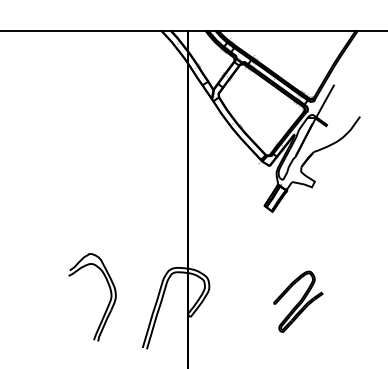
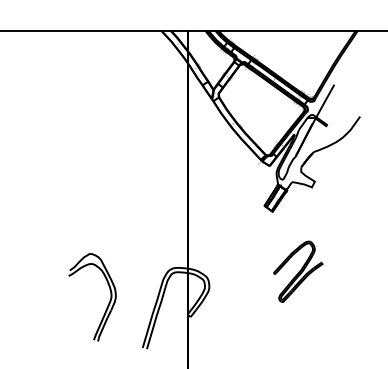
part position: (298, 301) -> (298, 271) (298, 271)
